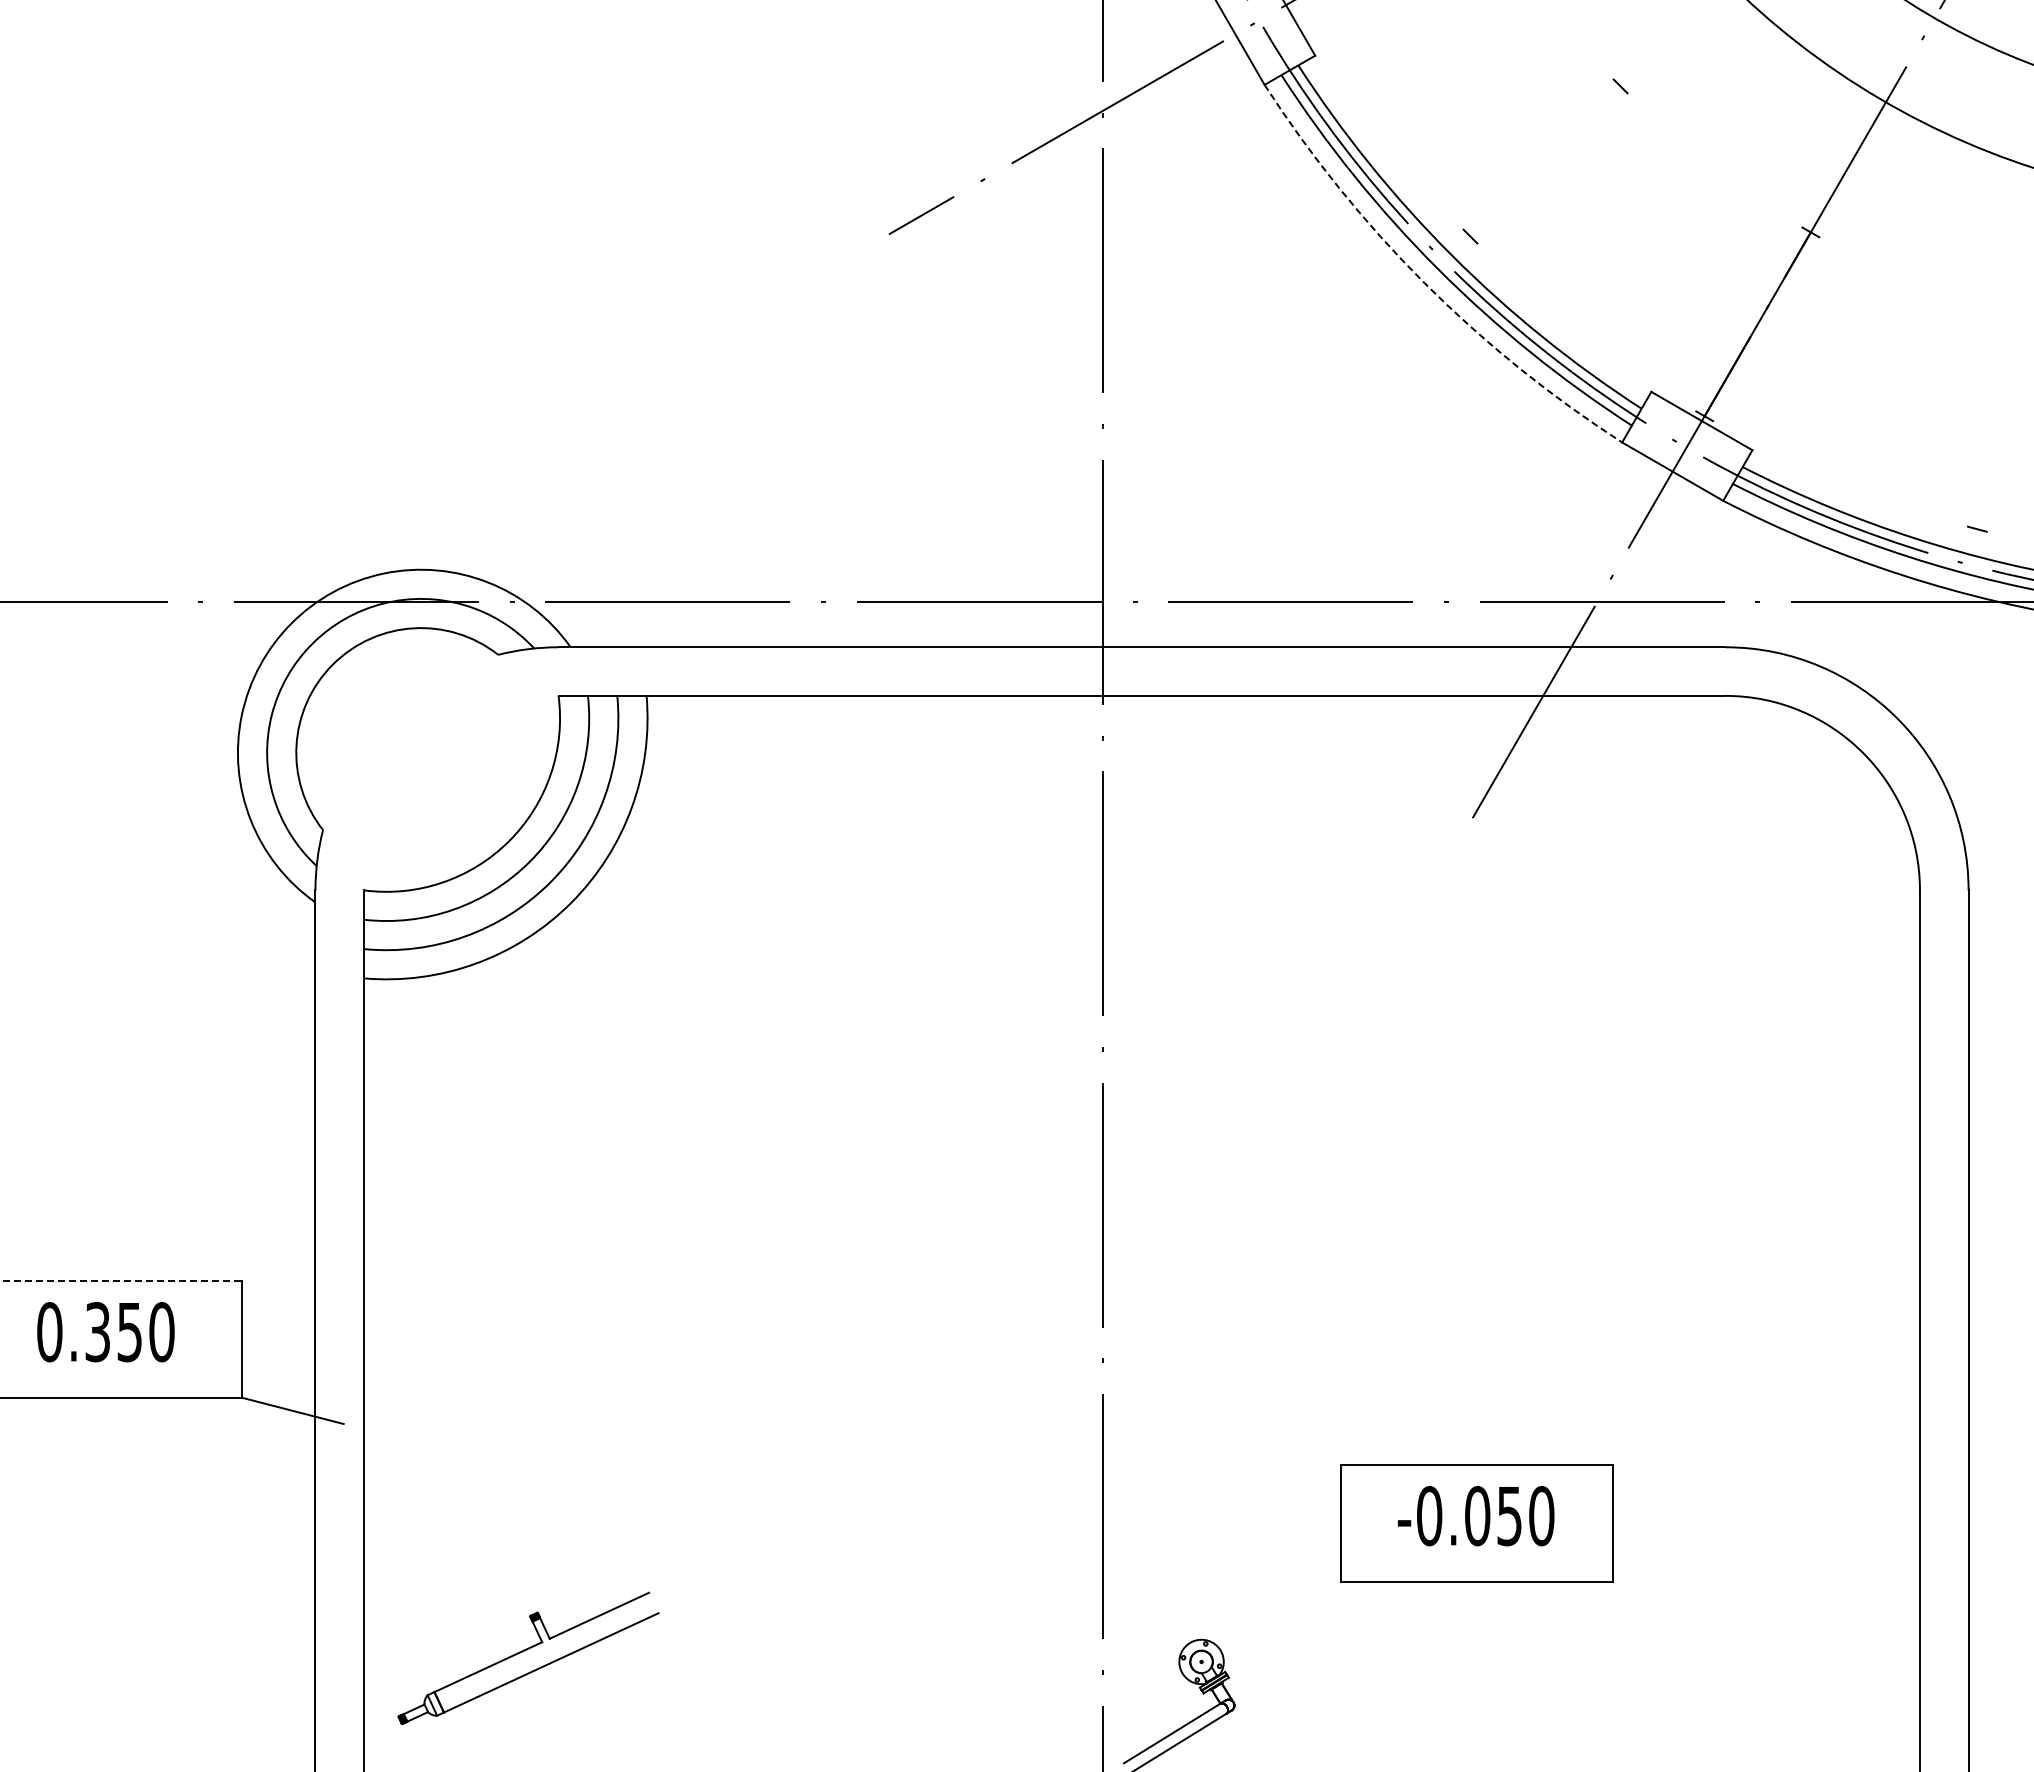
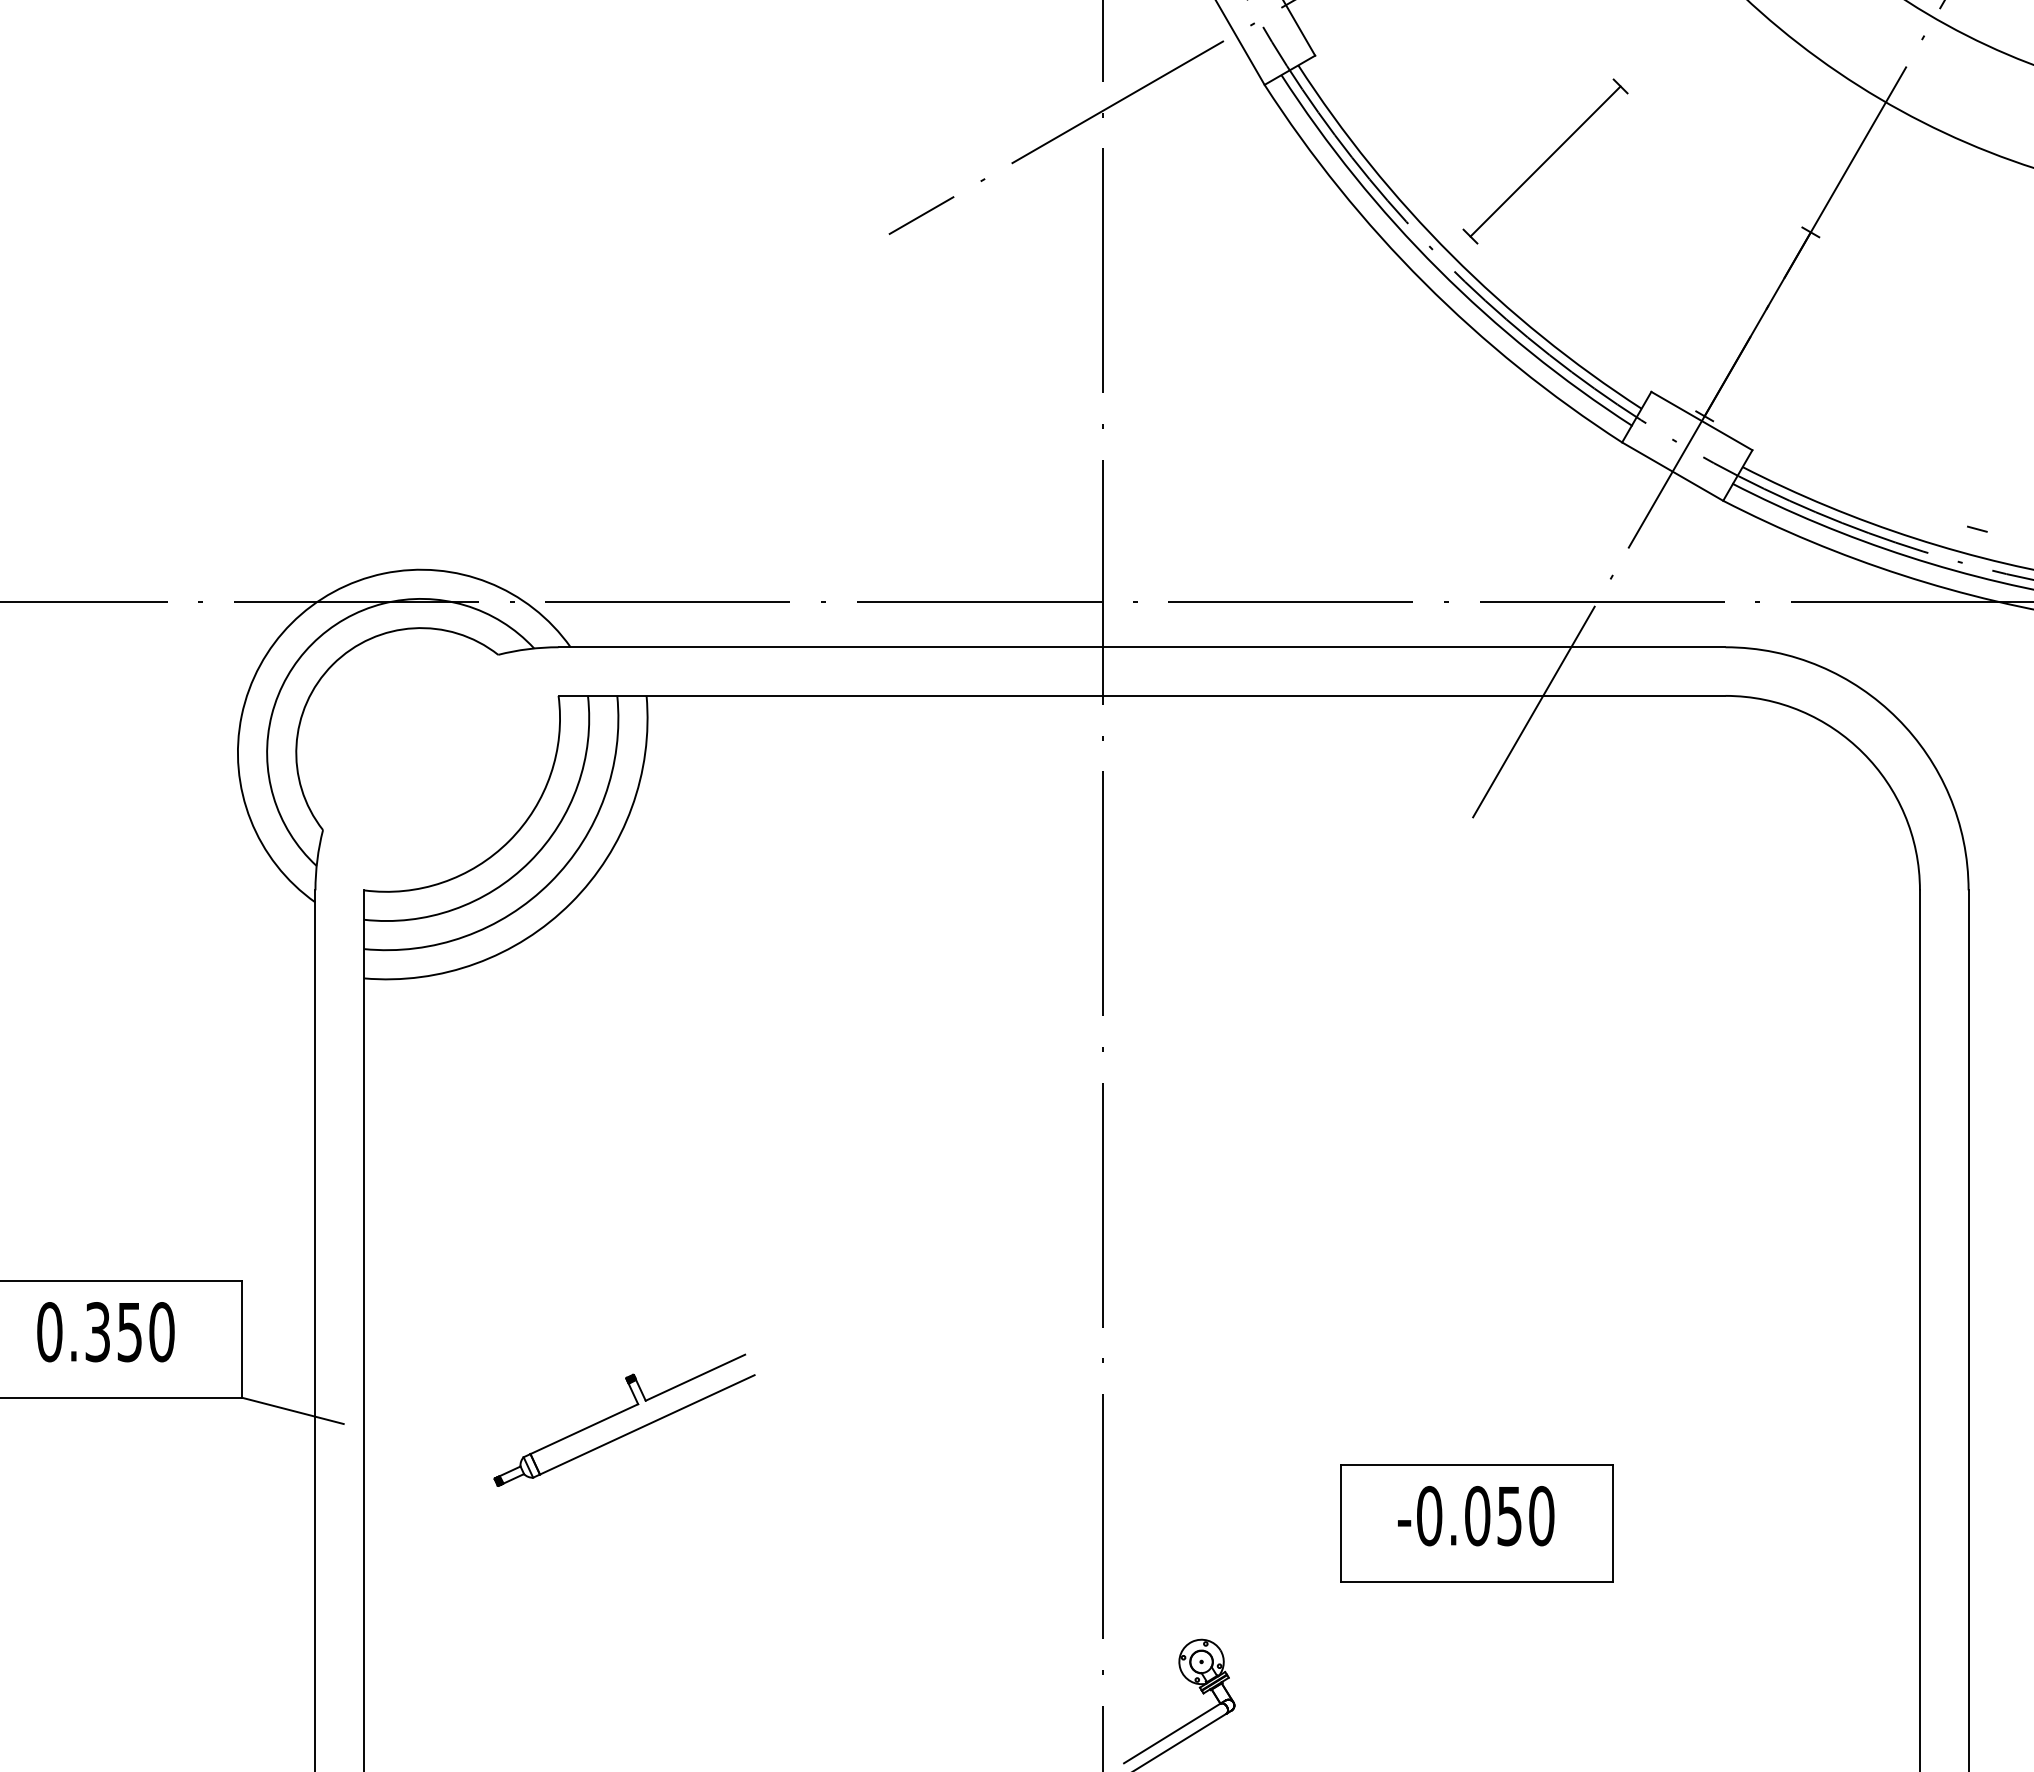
line: none -> present (1545, 161)
arc: dashed -> solid (1424, 282)
line: dashed -> solid (121, 1281)
part position: (524, 1651) -> (620, 1413) (620, 1413)
